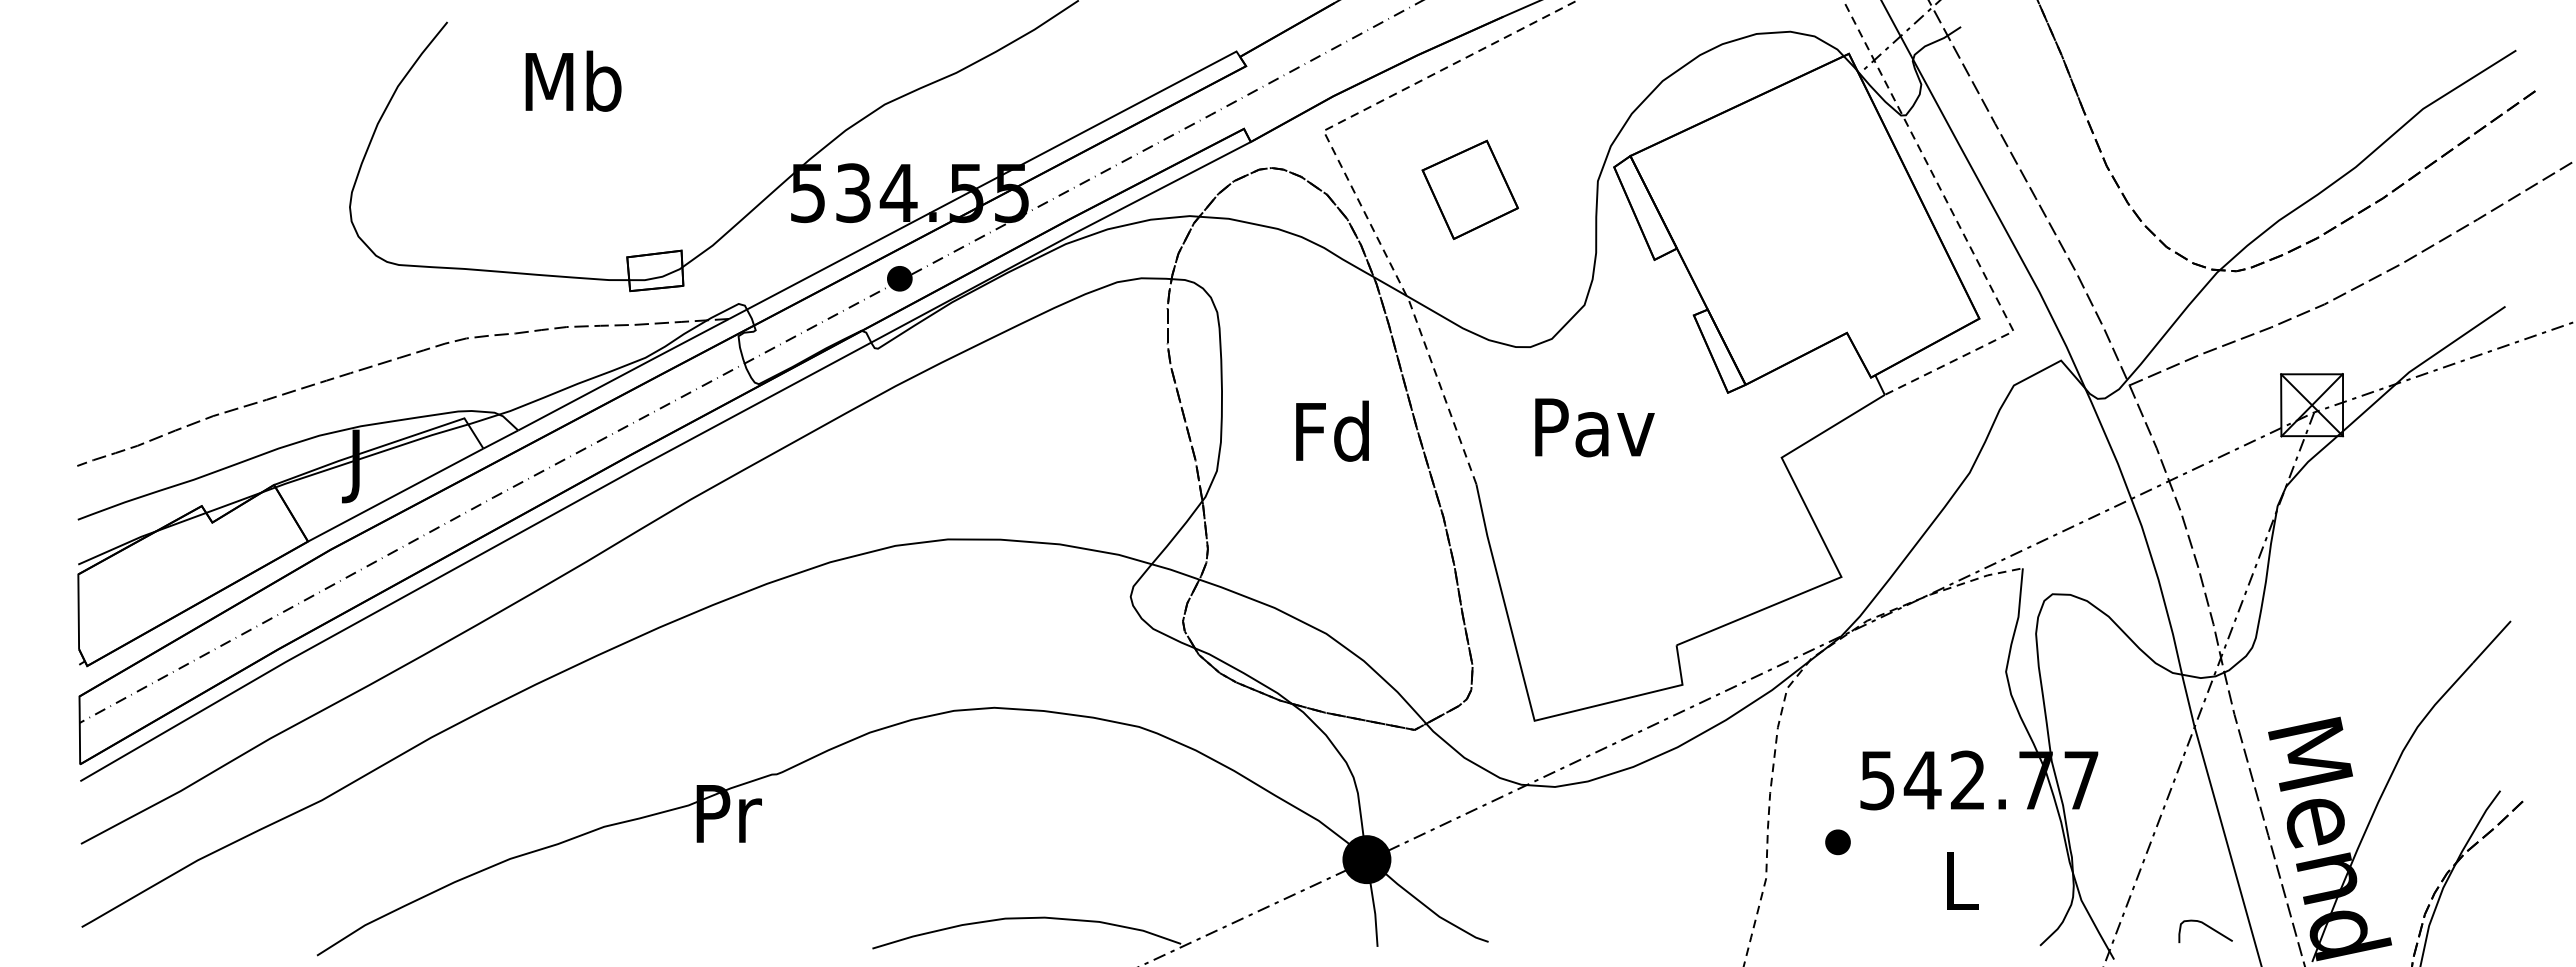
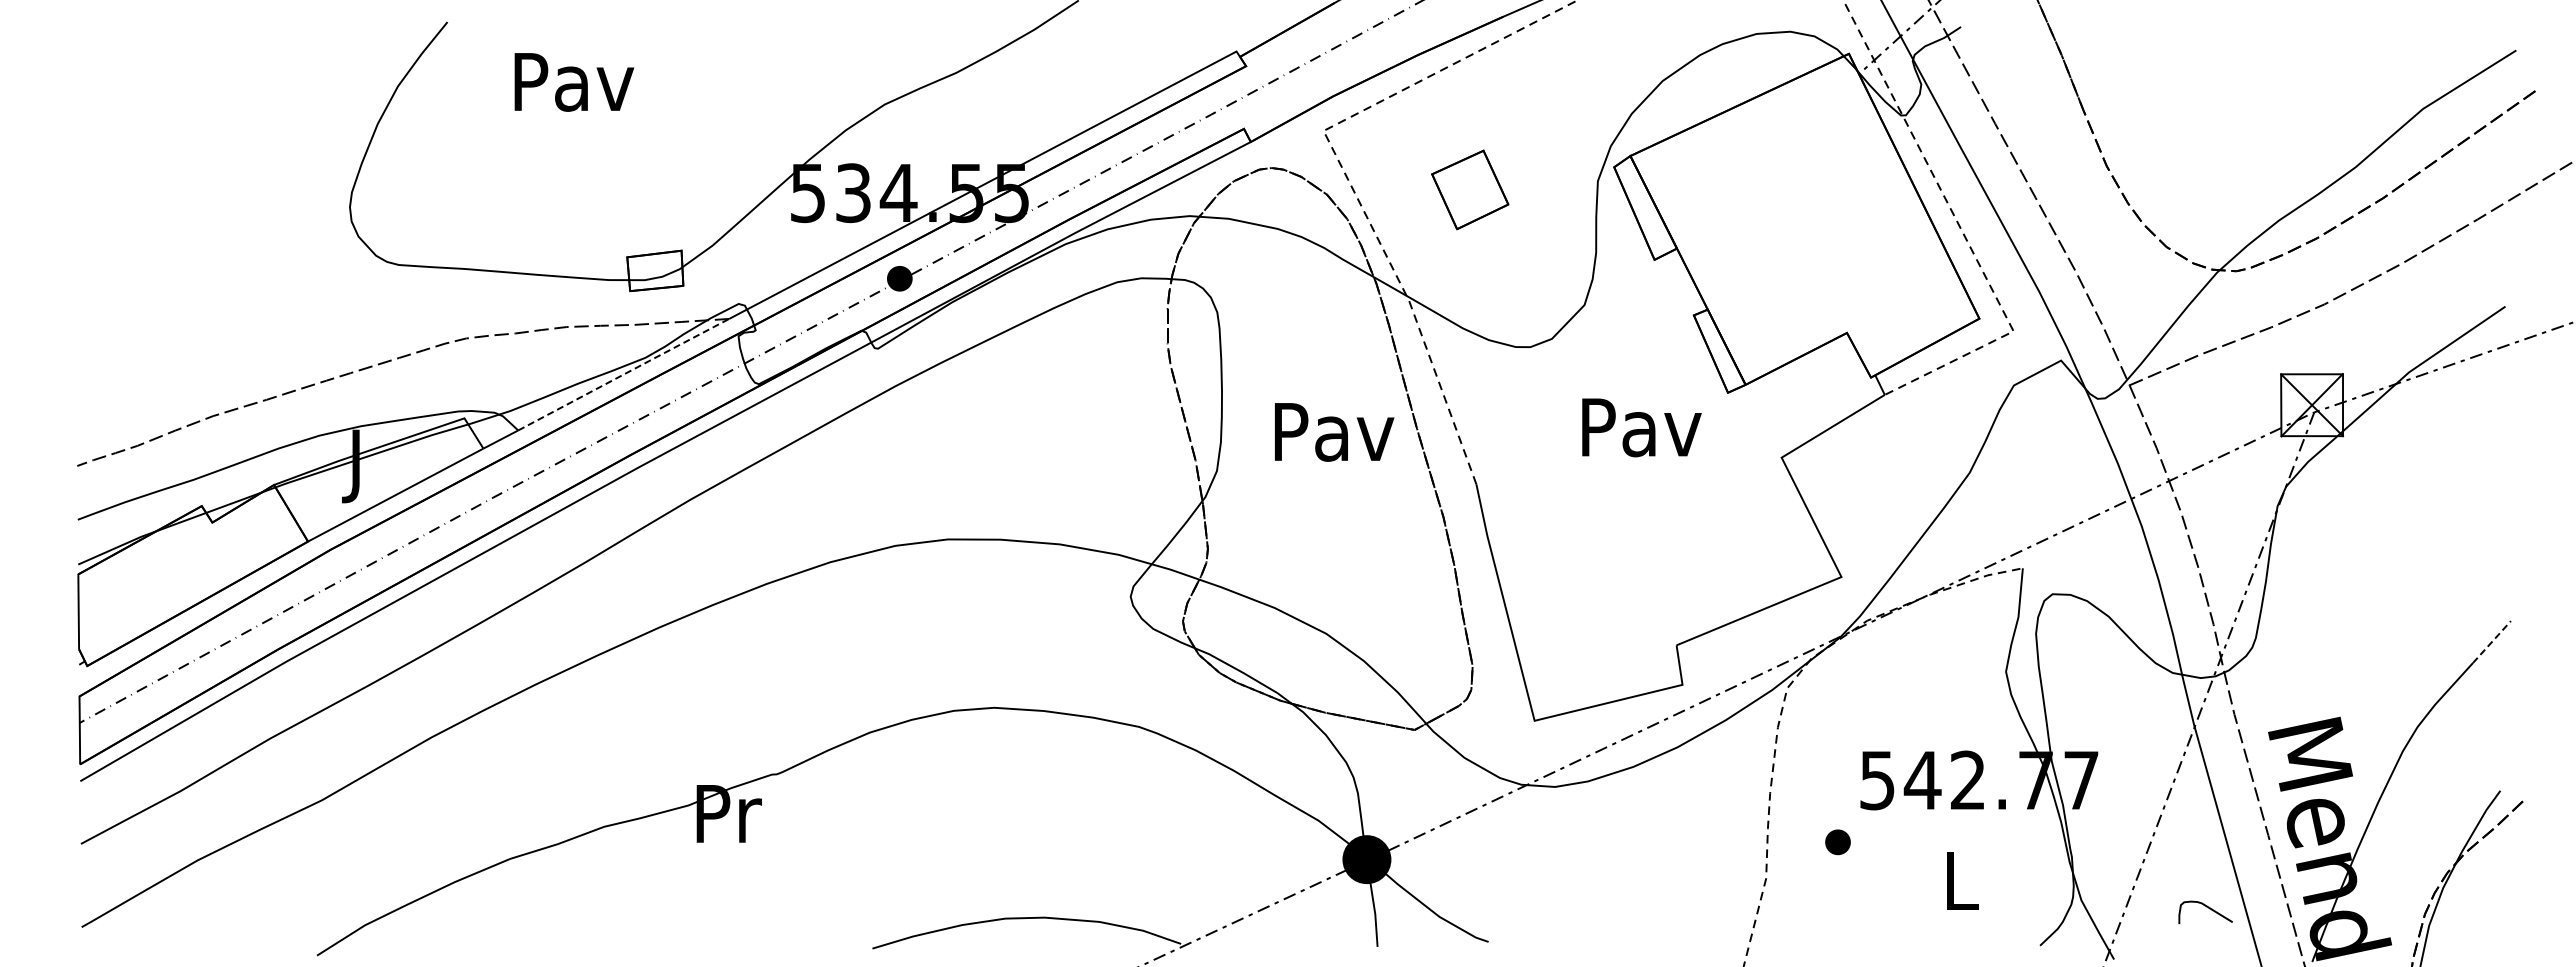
text: Mb -> Pav (574, 80)
part size: 98x102 px -> 79x82 px (1470, 189)
line: solid -> dashed (624, 374)
text position: (1594, 427) -> (1641, 427) (1641, 427)
text: Fd -> Pav (1334, 430)
line: solid -> dashed (2492, 641)
curve position: (2208, 927) -> (2208, 908) (2208, 908)
